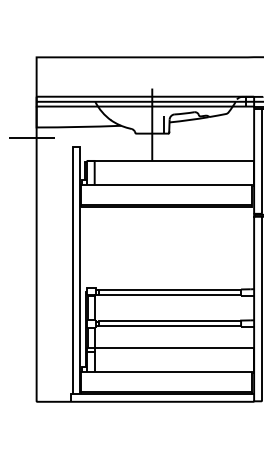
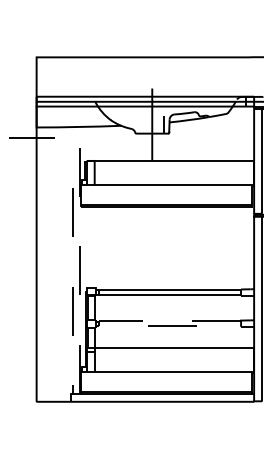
line: solid -> dashed (76, 147)
line: solid -> dashed (98, 323)
